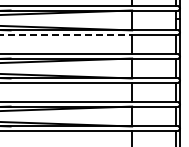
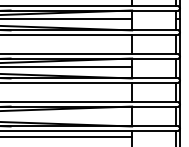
line: none -> present (67, 19)
line: dashed -> solid (66, 34)
line: none -> present (67, 67)
line: none -> present (67, 137)
